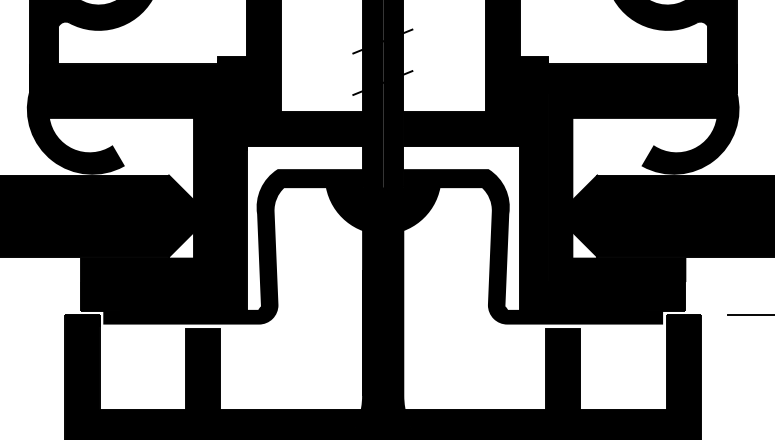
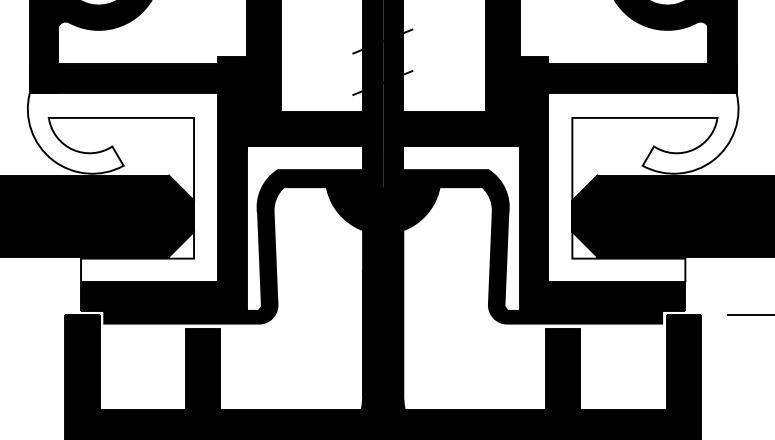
fill: present -> none (122, 187)
fill: present -> none (643, 187)
